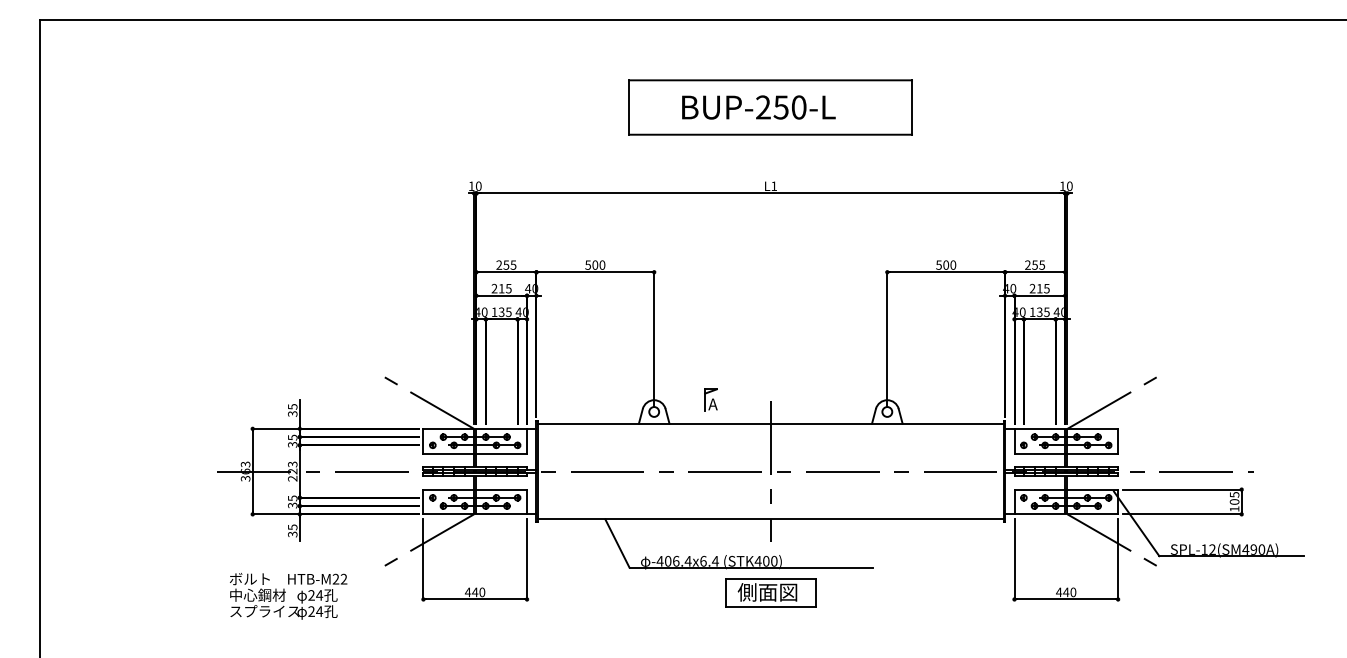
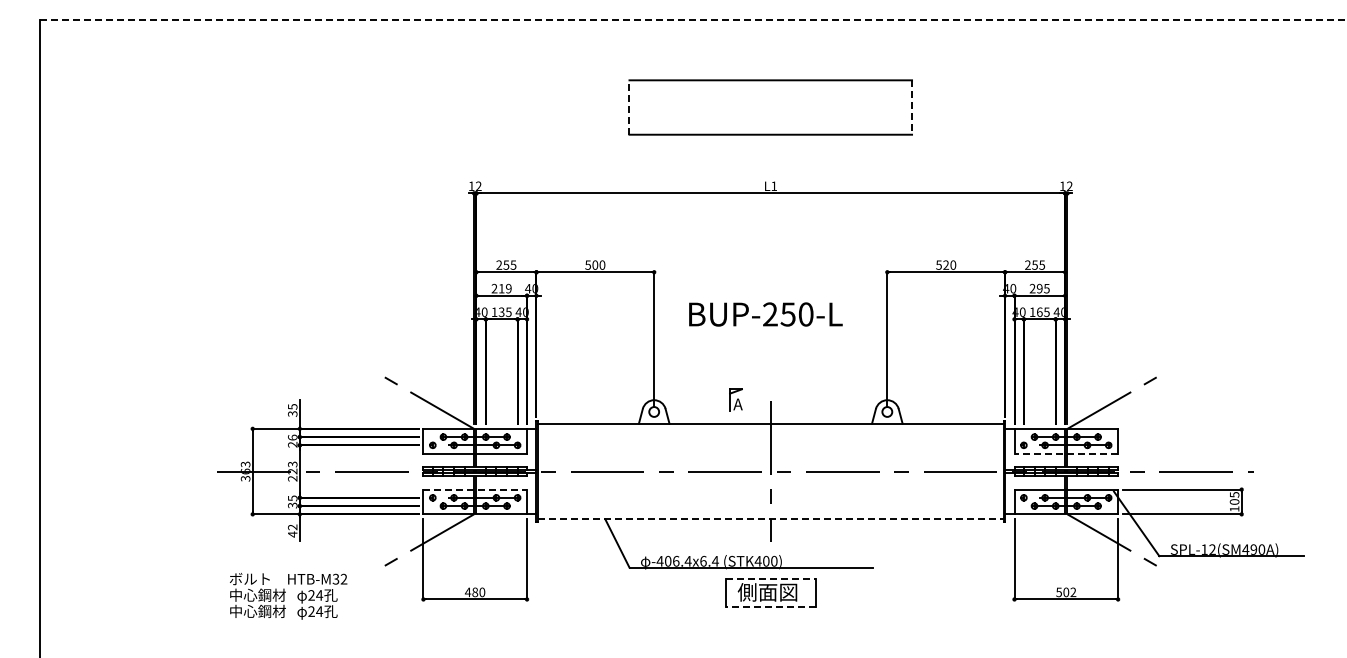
line: solid -> dashed (693, 19)
line: solid -> dashed (629, 107)
text position: (758, 107) -> (765, 314) (765, 314)
line: solid -> dashed (912, 108)
text: 10 -> 12 (478, 186)
text: 10 -> 12 (1069, 186)
text: 500 -> 520 (946, 264)
text: 215 -> 219 (508, 288)
text: 215 -> 295 (1039, 288)
text: 135 -> 165 (1039, 311)
part position: (710, 399) -> (735, 399) (735, 399)
text: 35 -> 26 (292, 440)
line: solid -> dashed (1066, 453)
line: solid -> dashed (475, 489)
line: solid -> dashed (770, 519)
text: 35 -> 42 (292, 530)
text: HTB-M22 -> HTB-M32 (335, 579)
line: solid -> dashed (771, 579)
text: 440 -> 480 (475, 592)
text: 440 -> 502 (1066, 592)
line: solid -> dashed (770, 606)
text: スプライス -> 中心鋼材 (264, 610)
